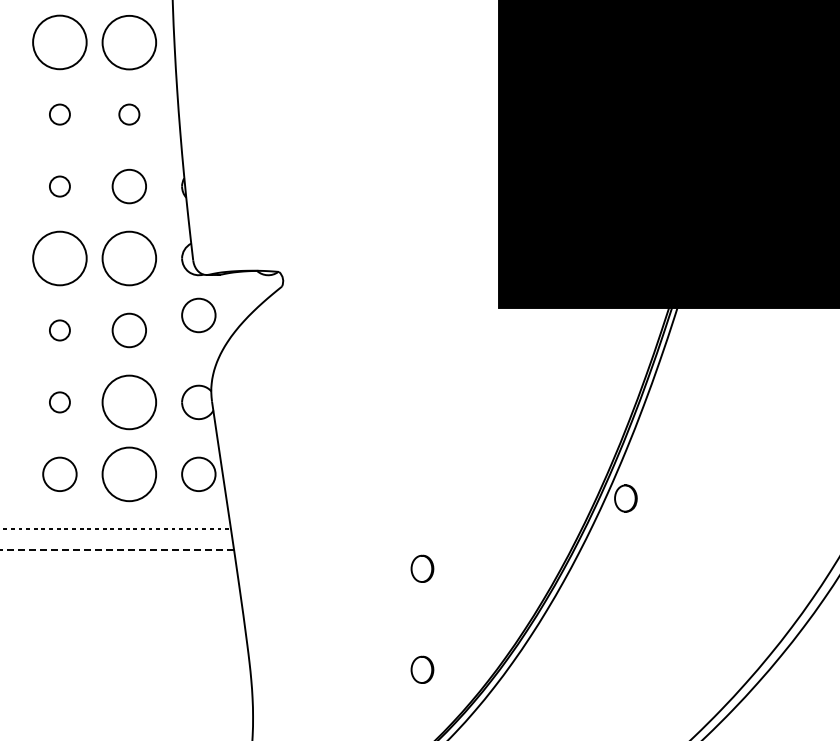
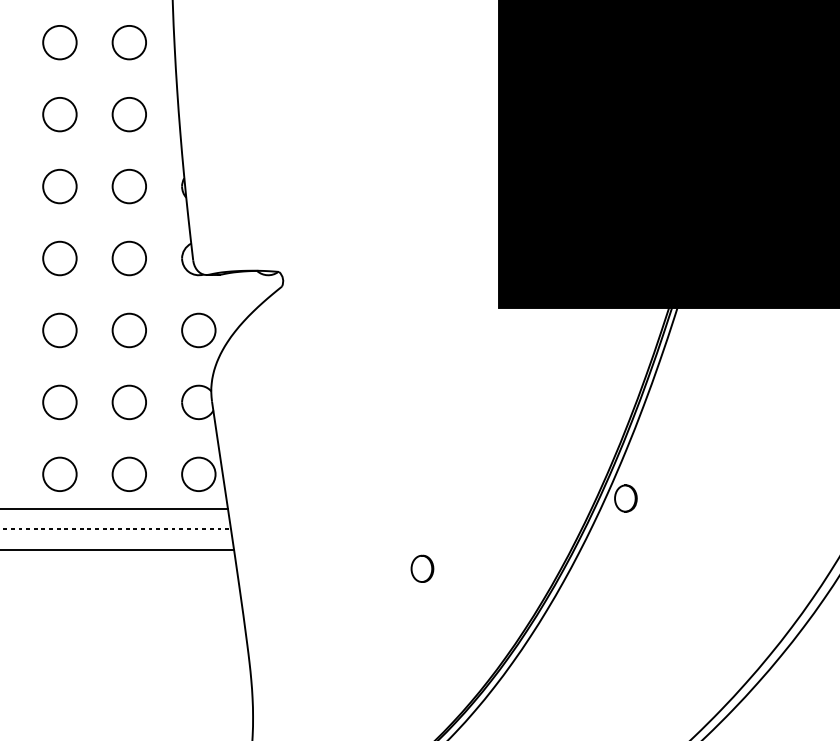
circle size: 56x57 px -> 36x36 px (59, 42)
circle diameter: 54 px -> 33 px (129, 42)
circle diameter: 20 px -> 33 px (59, 114)
circle diameter: 20 px -> 33 px (129, 114)
circle diameter: 20 px -> 33 px (59, 186)
circle diameter: 54 px -> 33 px (59, 258)
circle diameter: 54 px -> 33 px (129, 258)
circle position: (198, 315) -> (198, 330) (198, 330)
circle diameter: 20 px -> 33 px (59, 330)
circle diameter: 20 px -> 33 px (59, 402)
circle diameter: 54 px -> 33 px (129, 402)
circle diameter: 54 px -> 33 px (129, 474)
line: none -> present (115, 509)
line: dashed -> solid (117, 549)
part: present -> none (422, 669)
